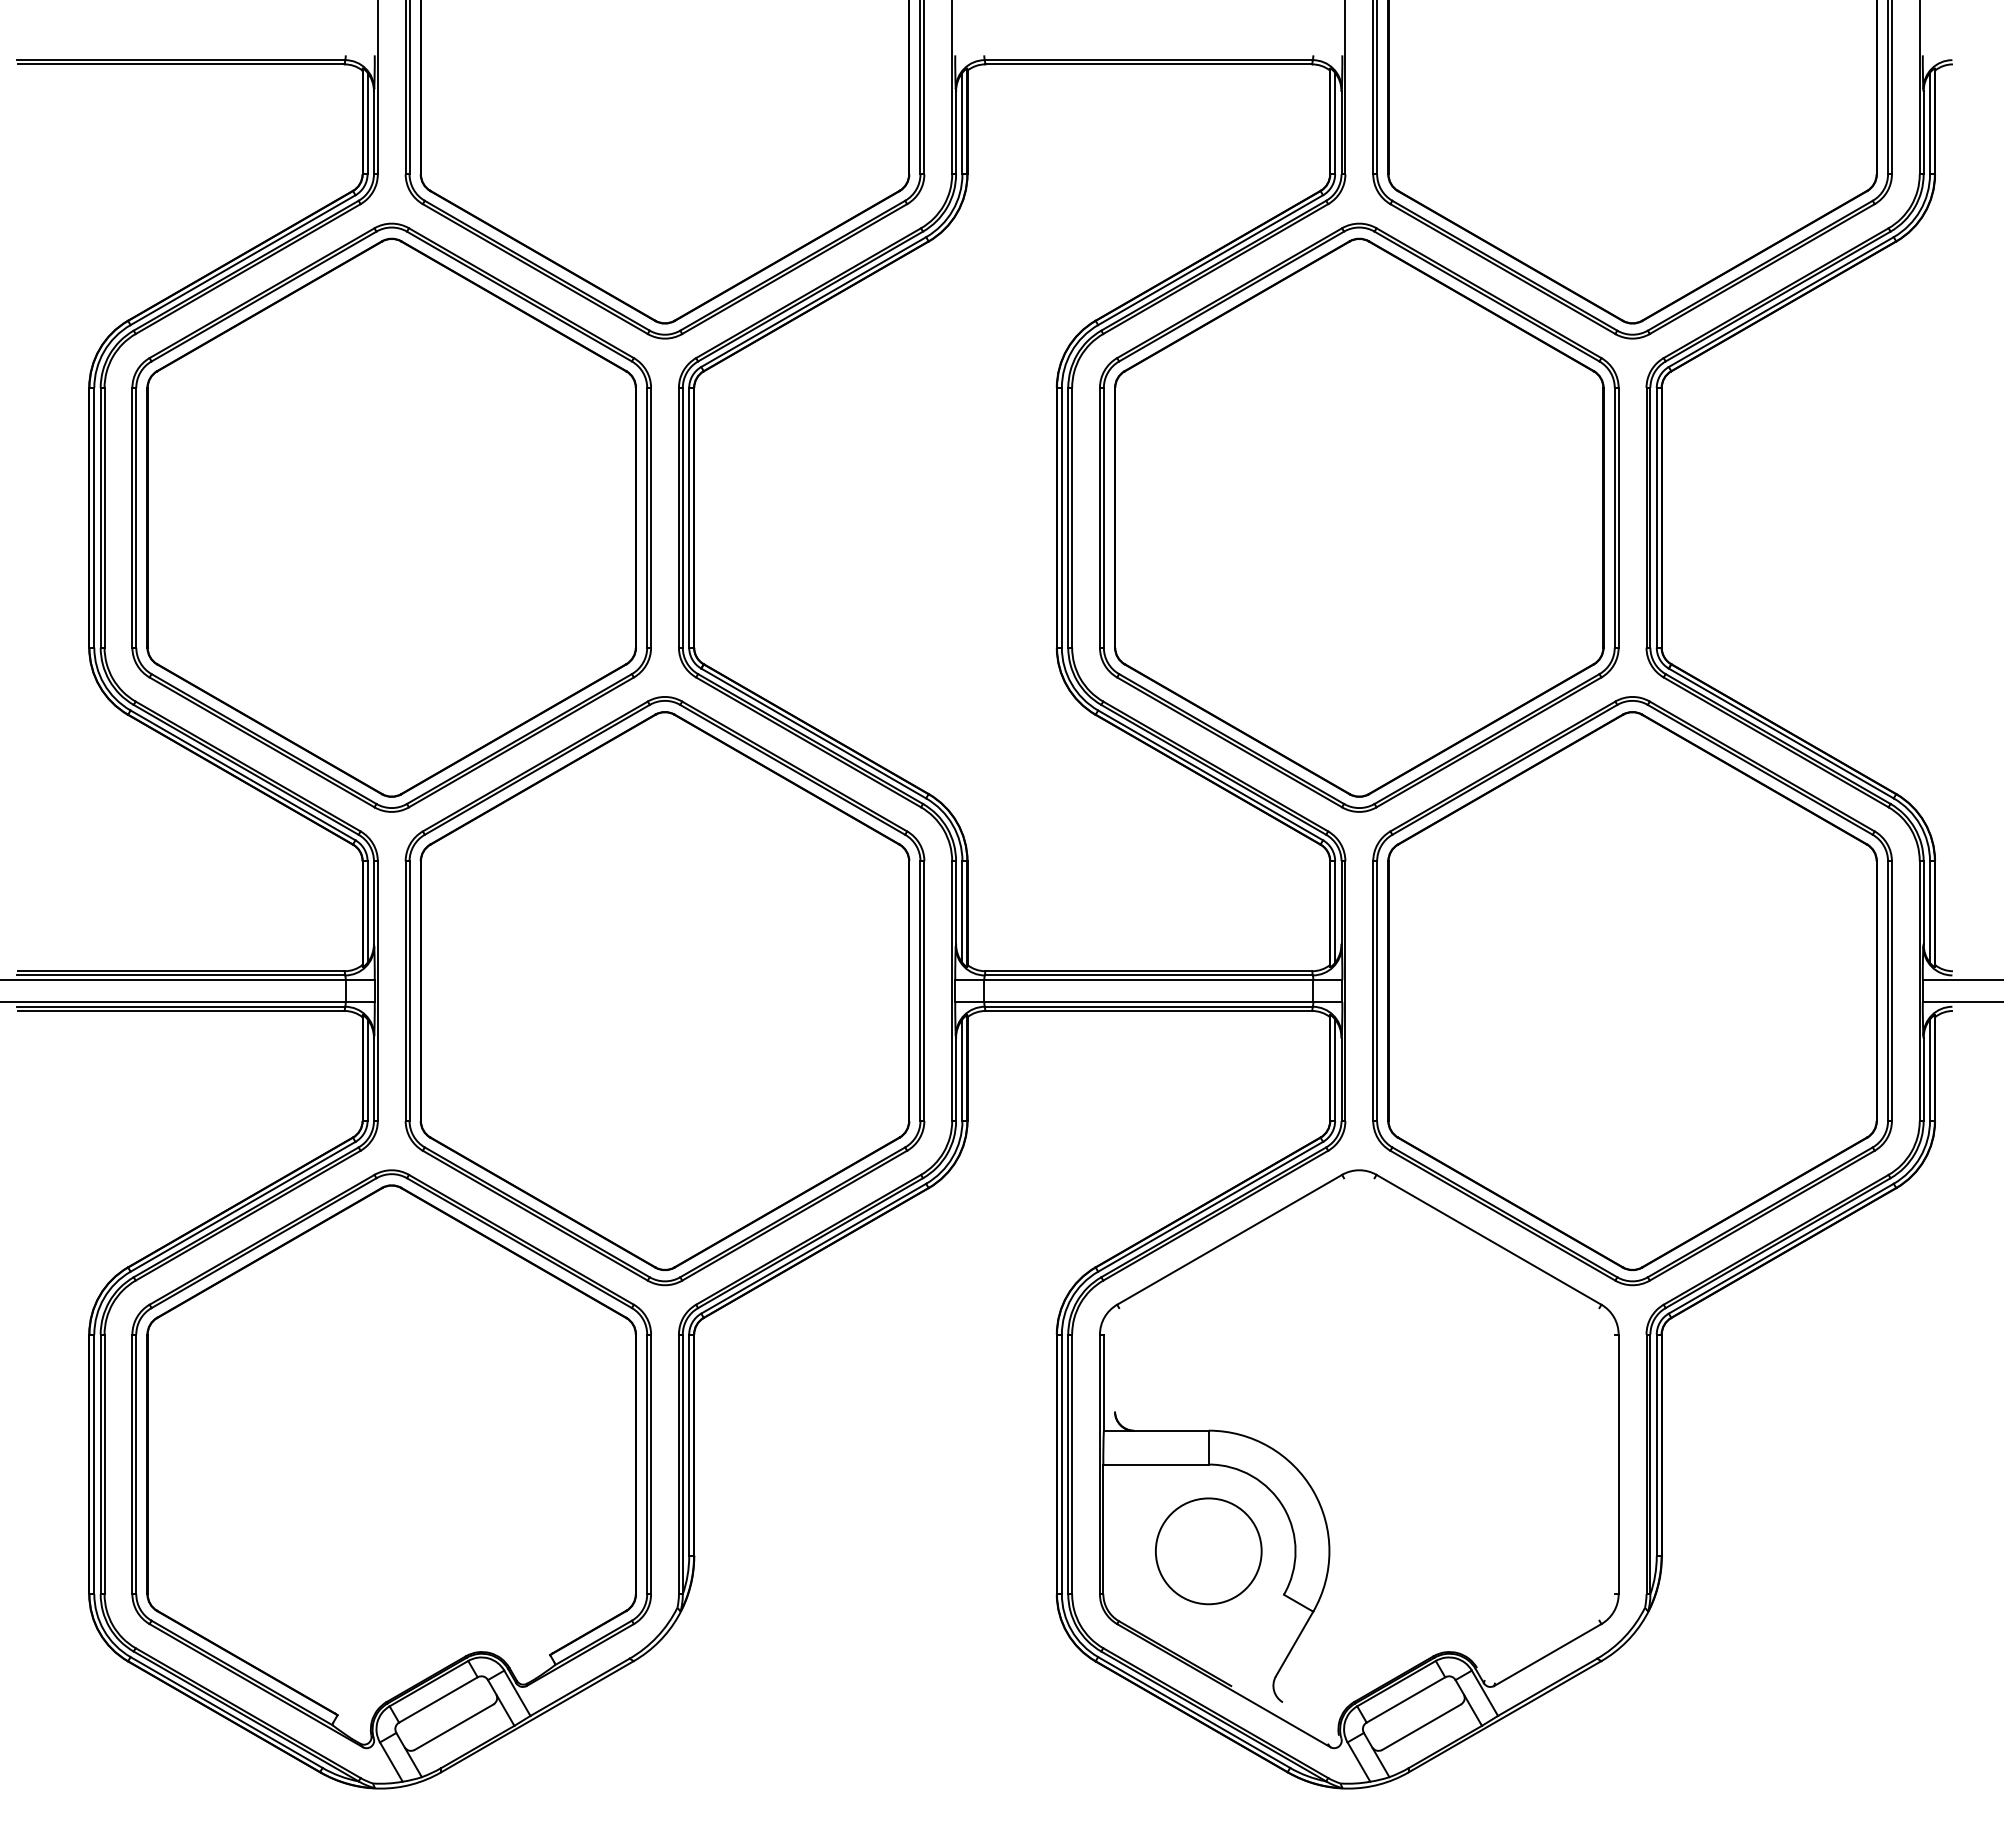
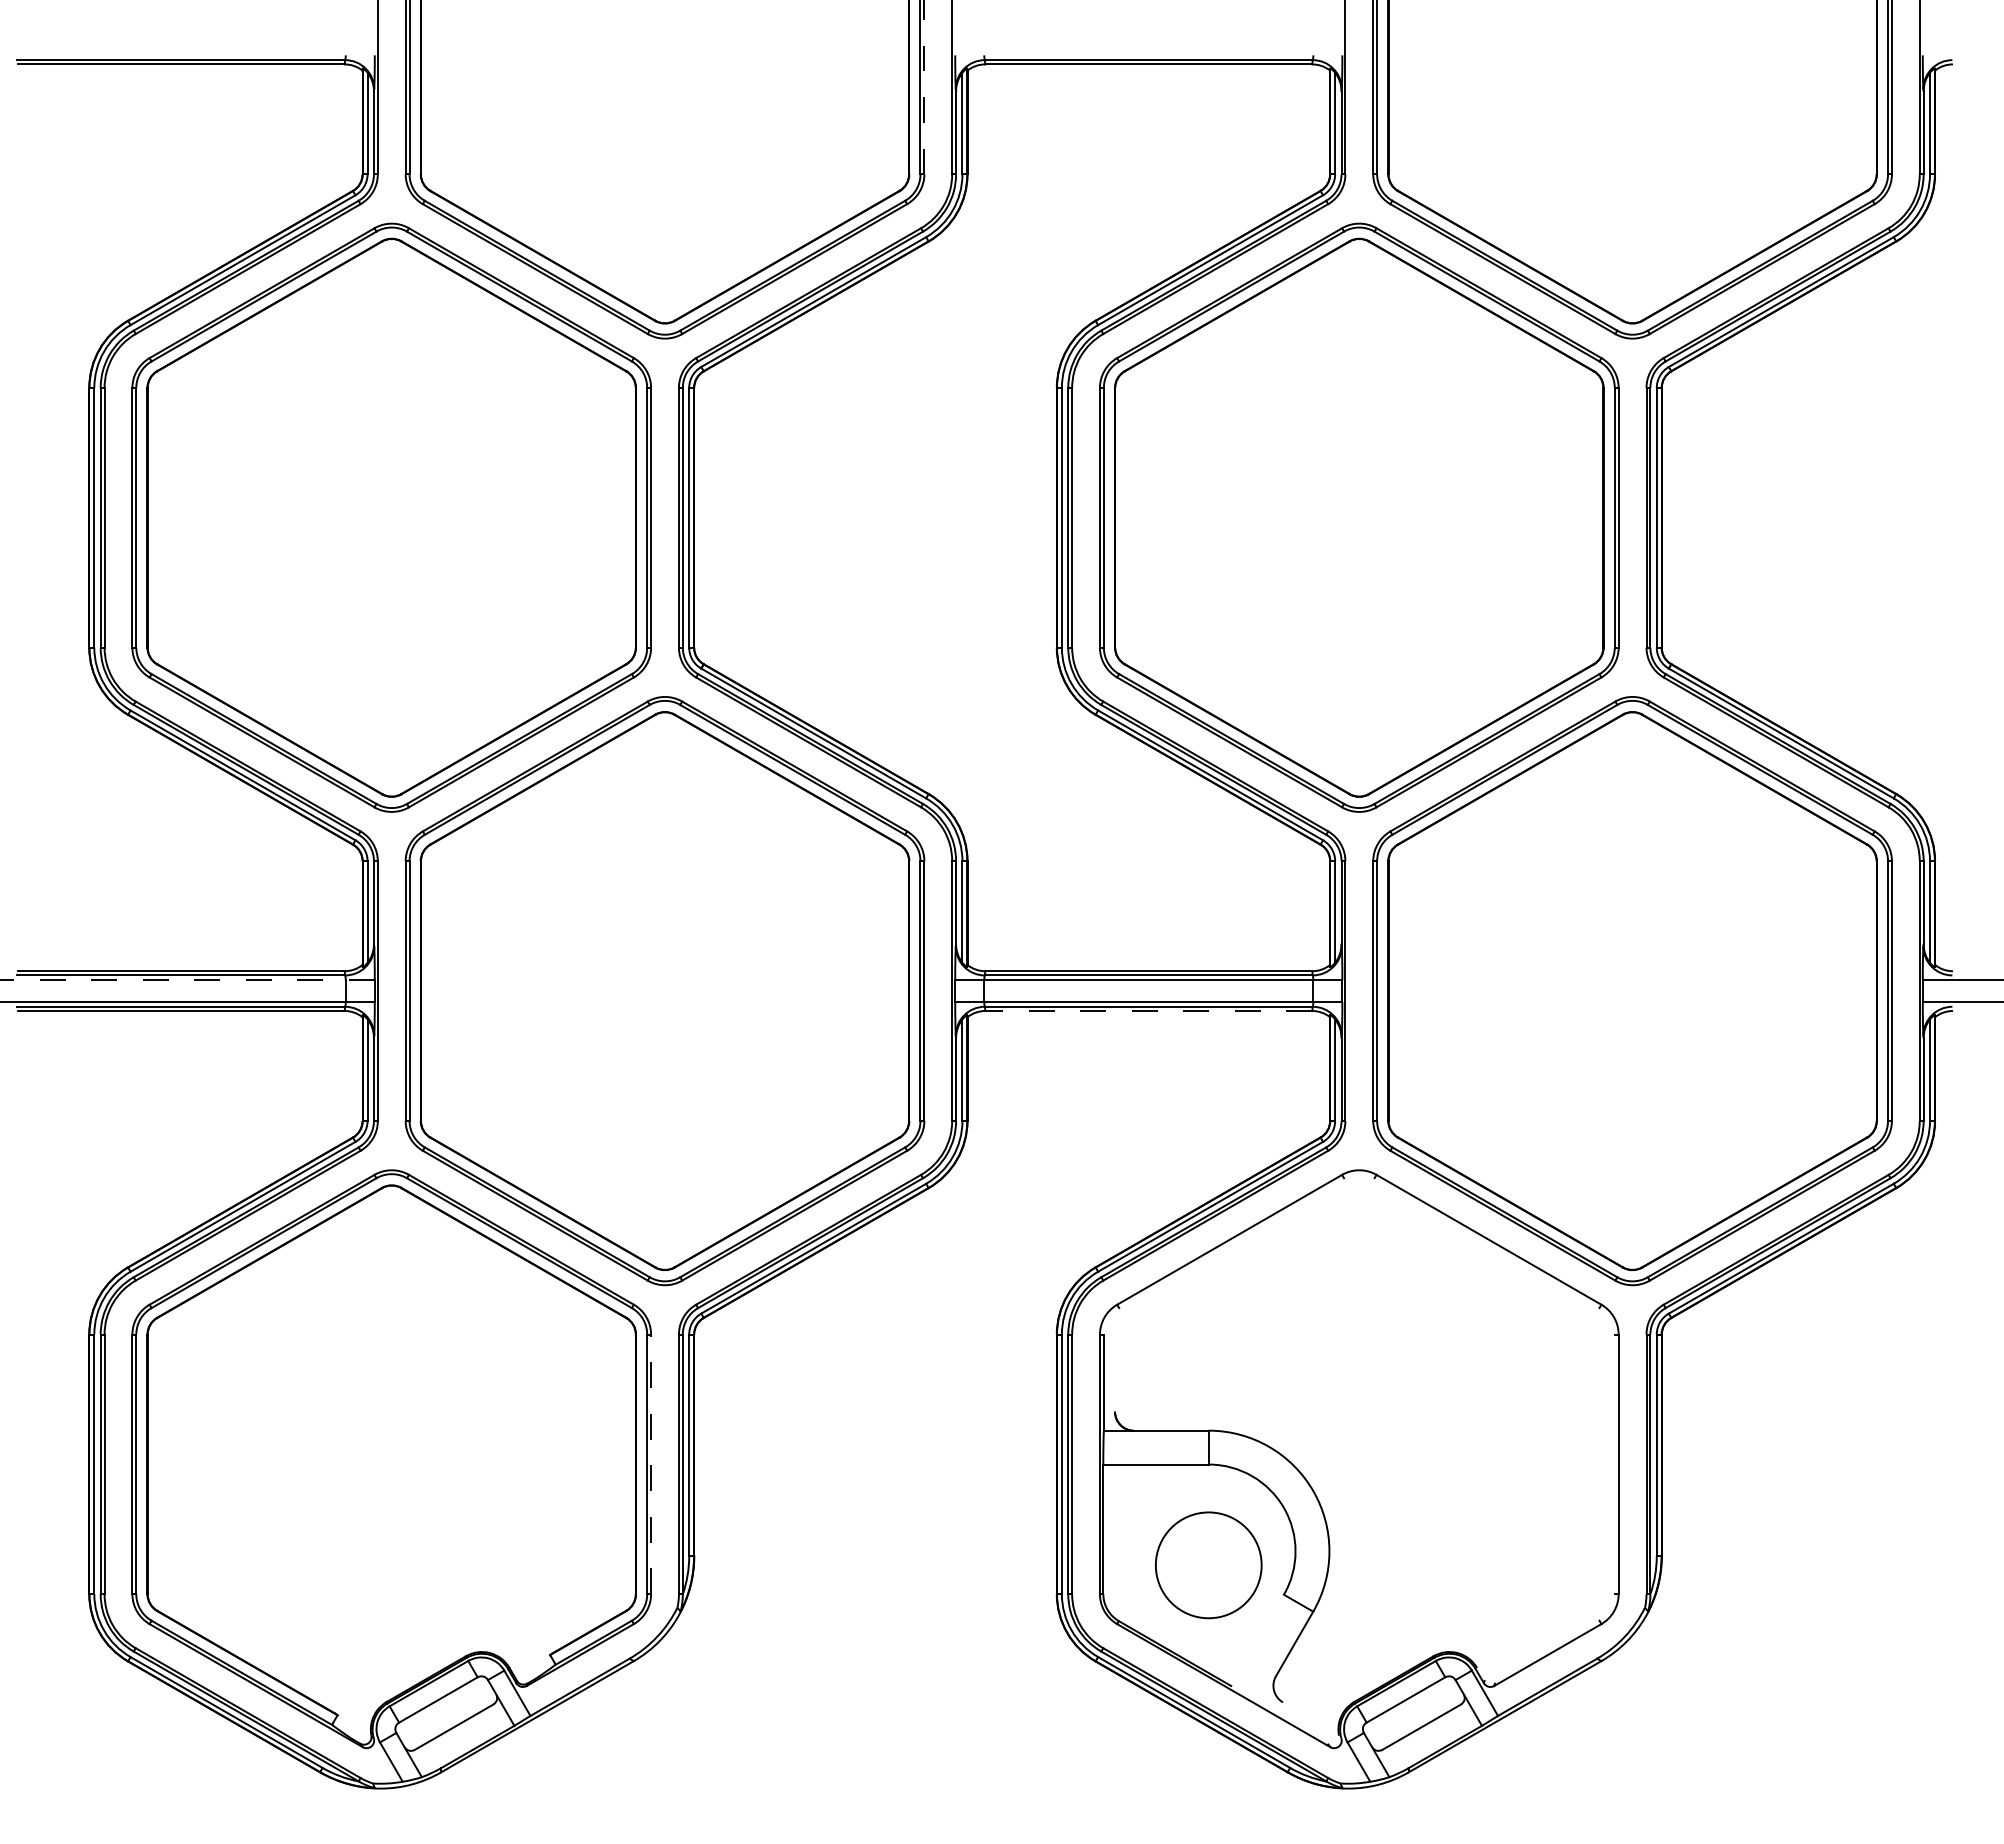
line: solid -> dashed (924, 87)
line: solid -> dashed (187, 980)
line: solid -> dashed (1148, 1011)
line: solid -> dashed (651, 1464)
circle position: (1208, 1551) -> (1208, 1565) (1208, 1565)
